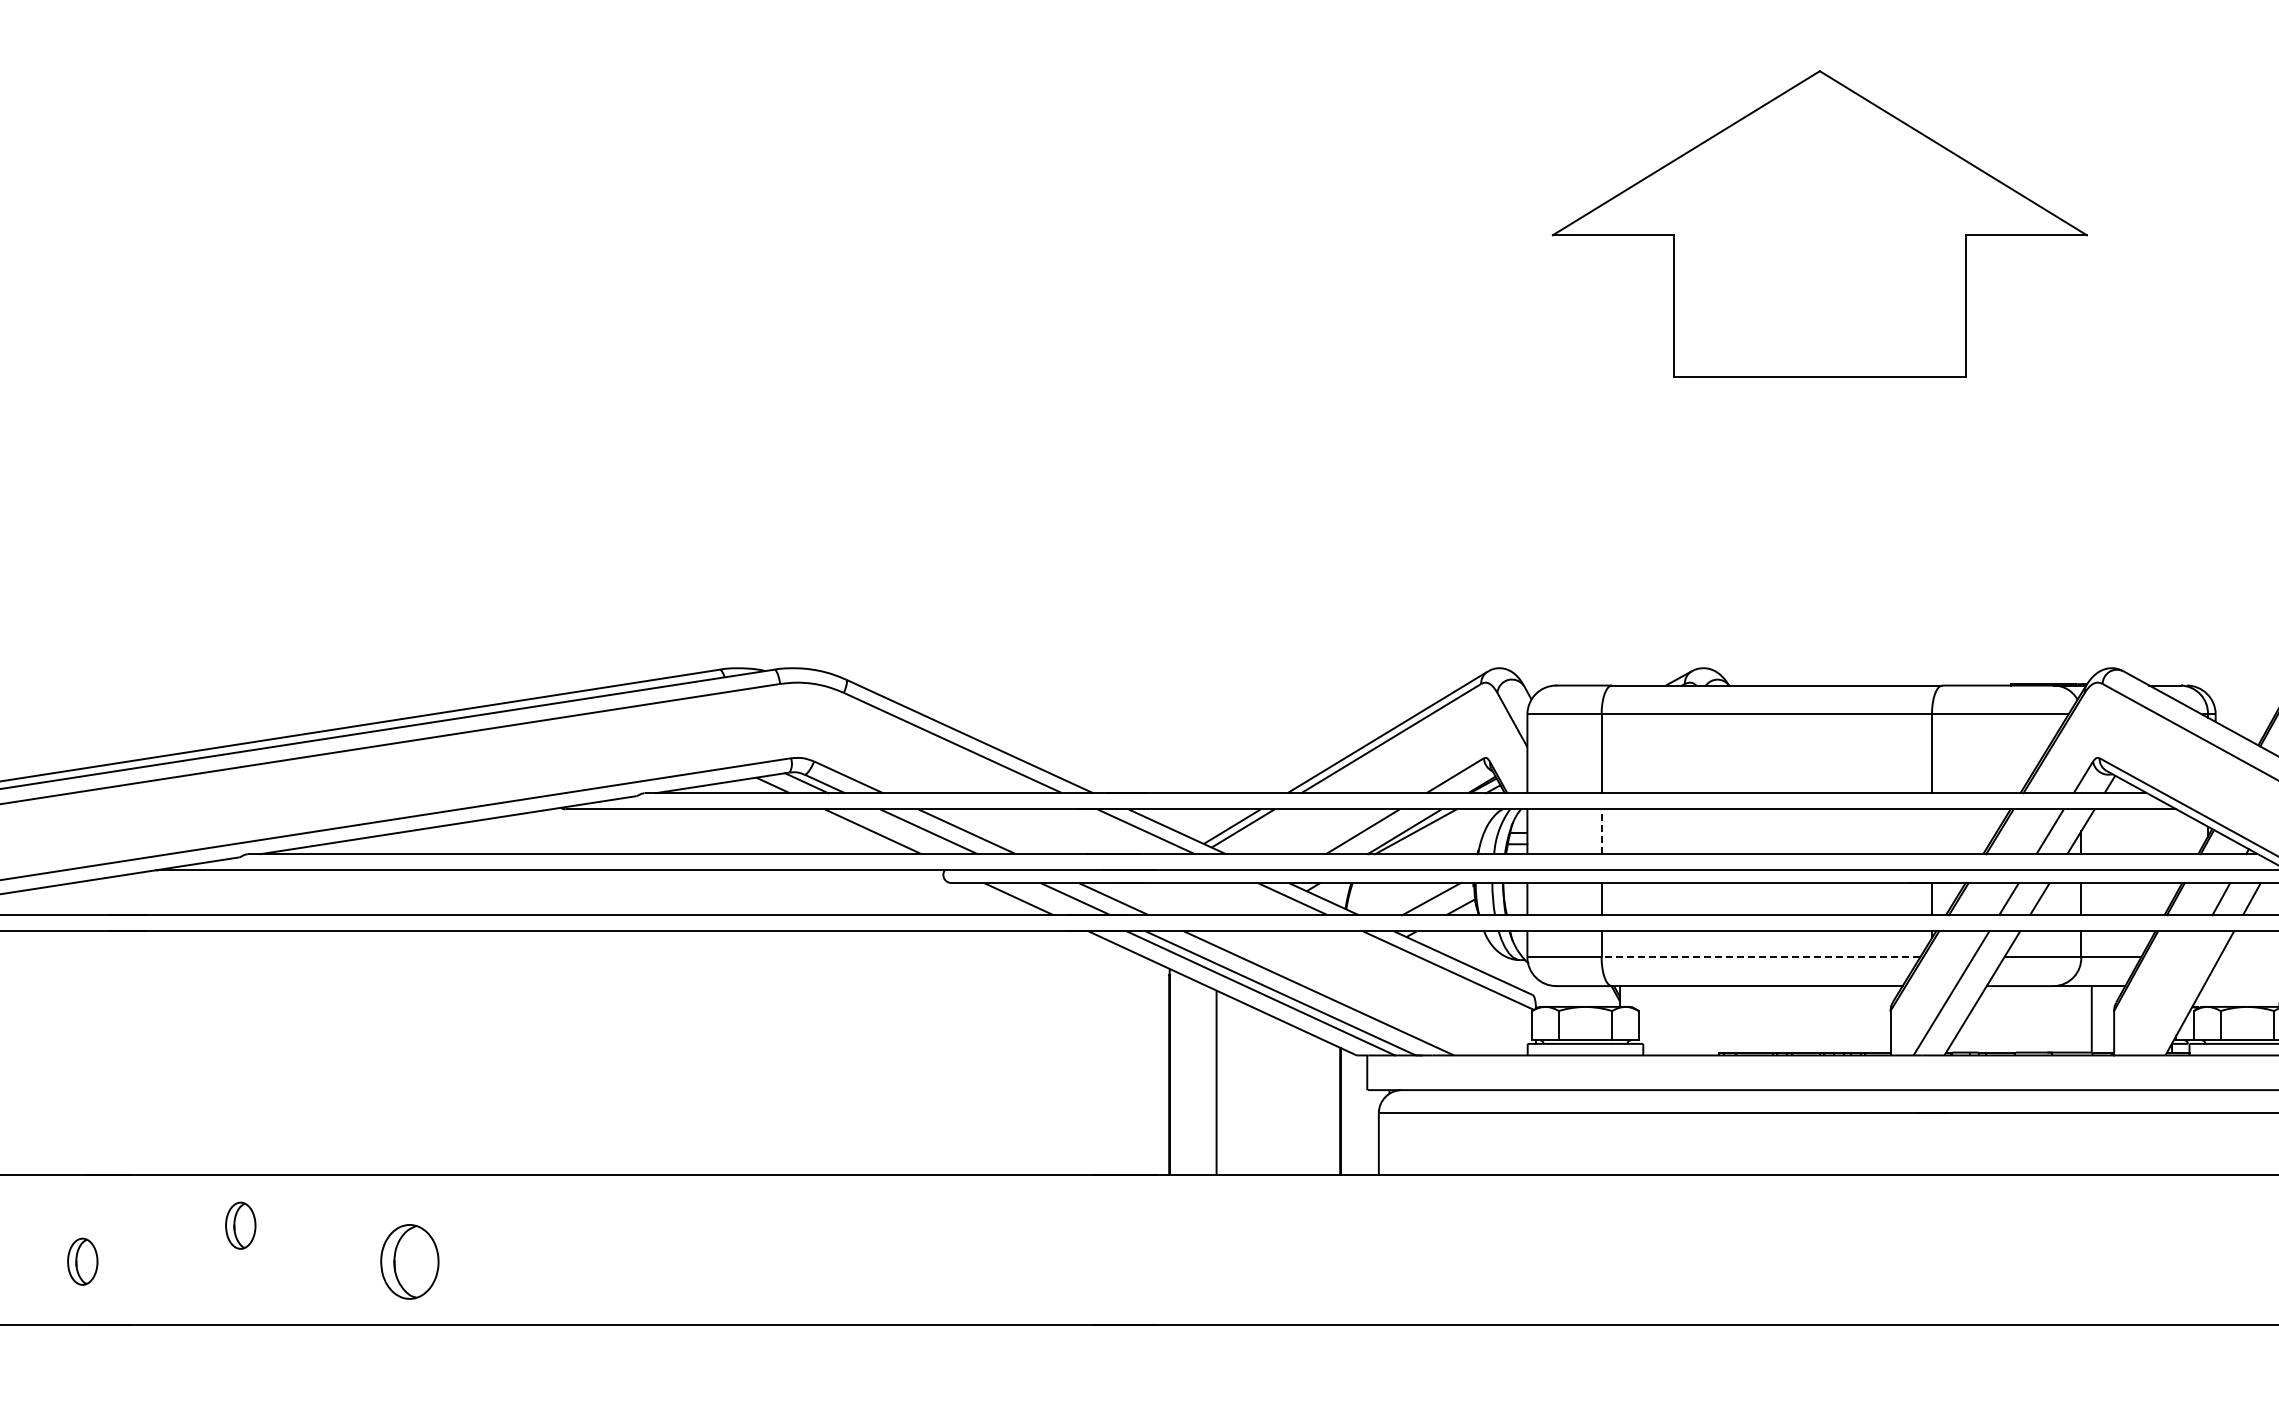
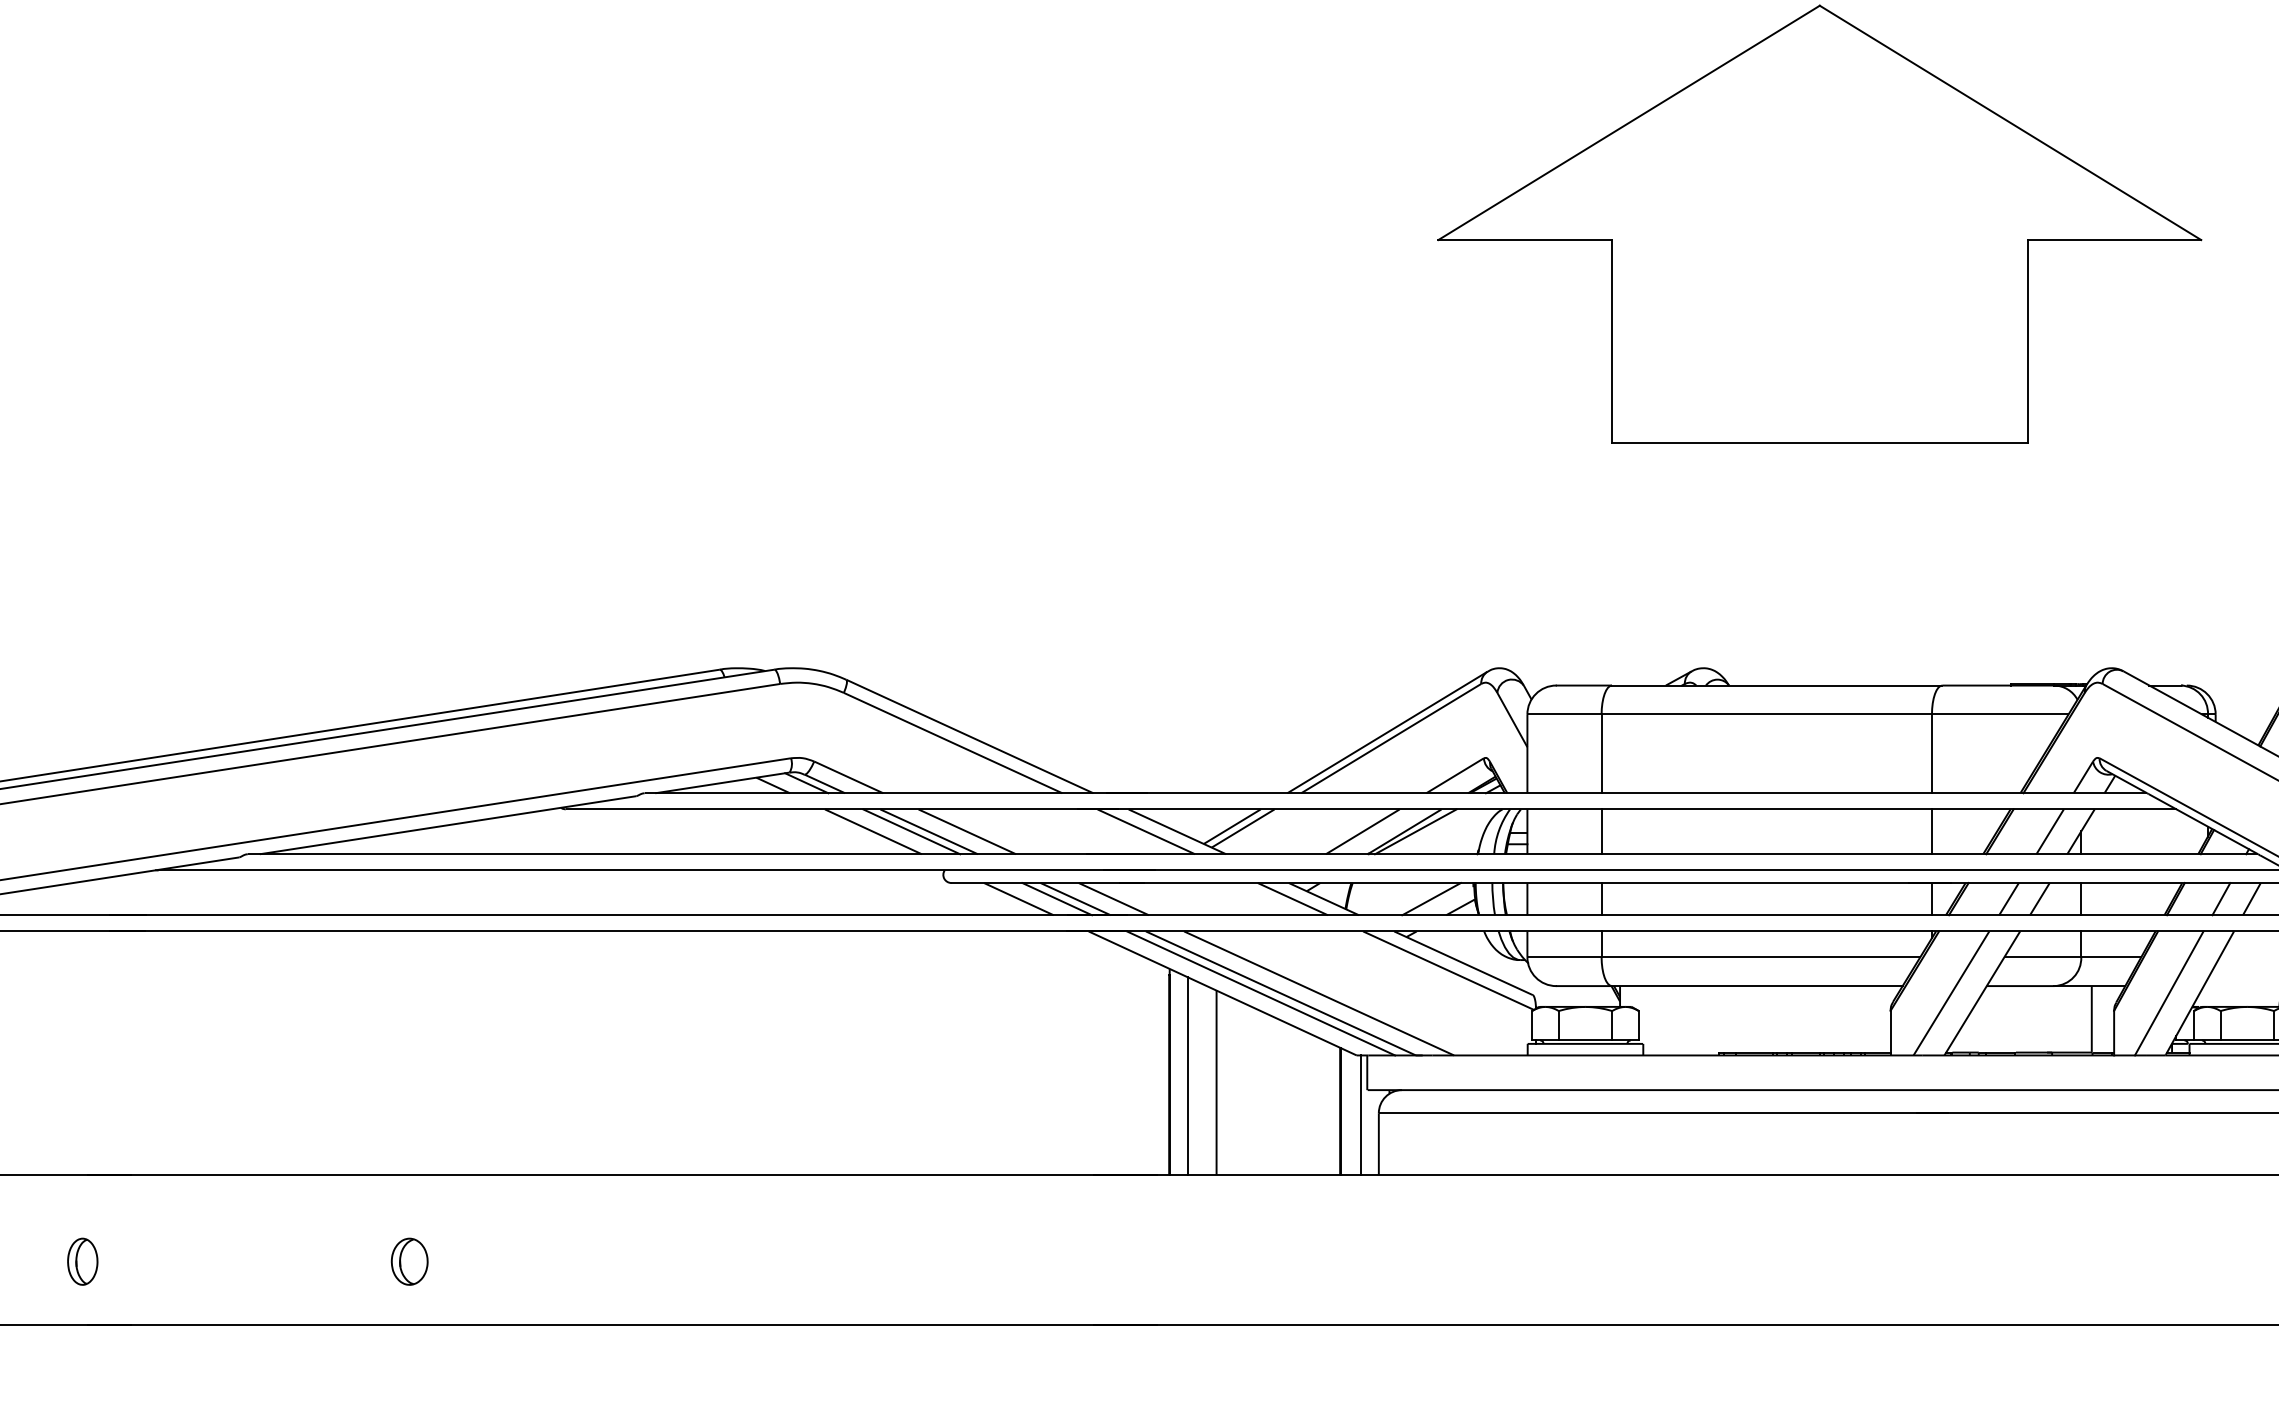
part size: 537x308 px -> 766x440 px (1819, 223)
line: none -> present (911, 831)
line: dashed -> solid (1601, 831)
line: none -> present (1931, 831)
line: none -> present (1057, 899)
line: dashed -> solid (1760, 957)
line: none -> present (2168, 993)
line: none -> present (1188, 1076)
line: none -> present (1361, 1115)
part: present -> none (240, 1225)
part size: 60x76 px -> 39x49 px (409, 1261)
